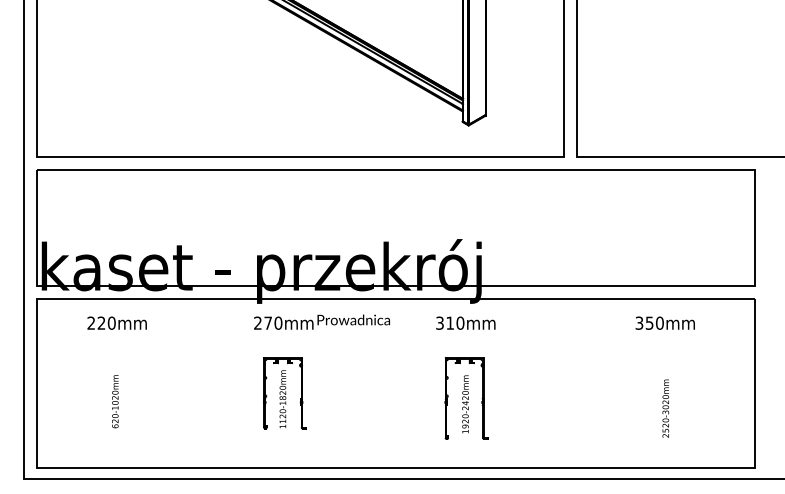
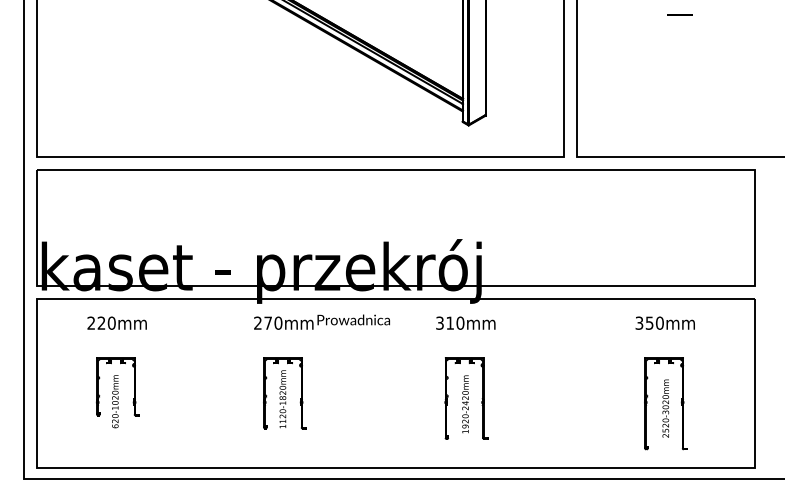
line: none -> present (679, 14)
part: none -> present (134, 386)
part: none -> present (680, 402)
